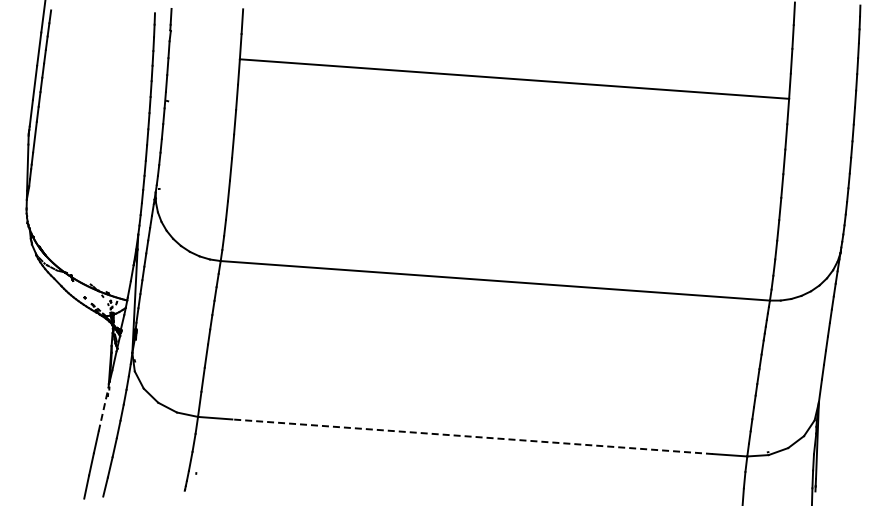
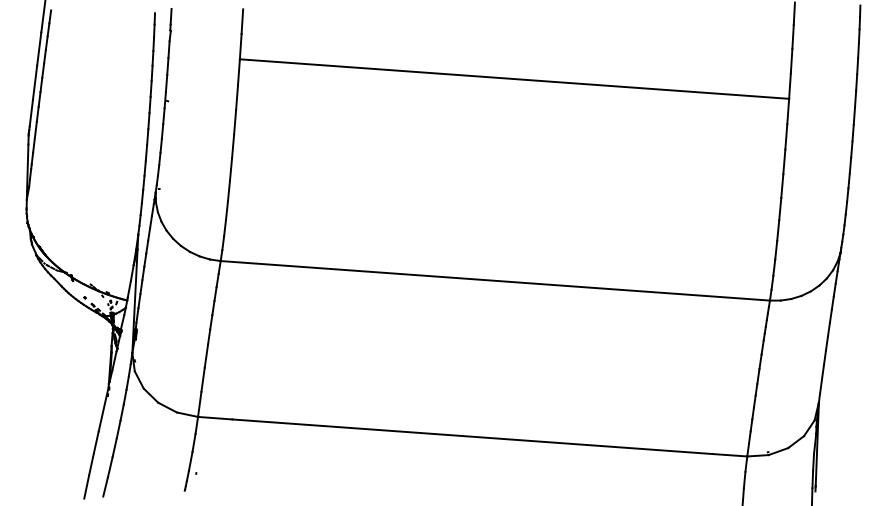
line: dashed -> solid (103, 409)
line: dashed -> solid (472, 436)
